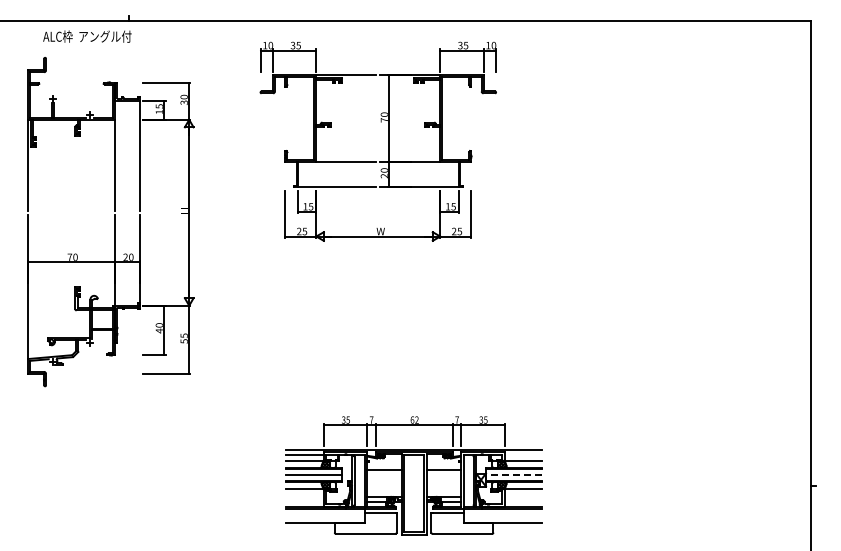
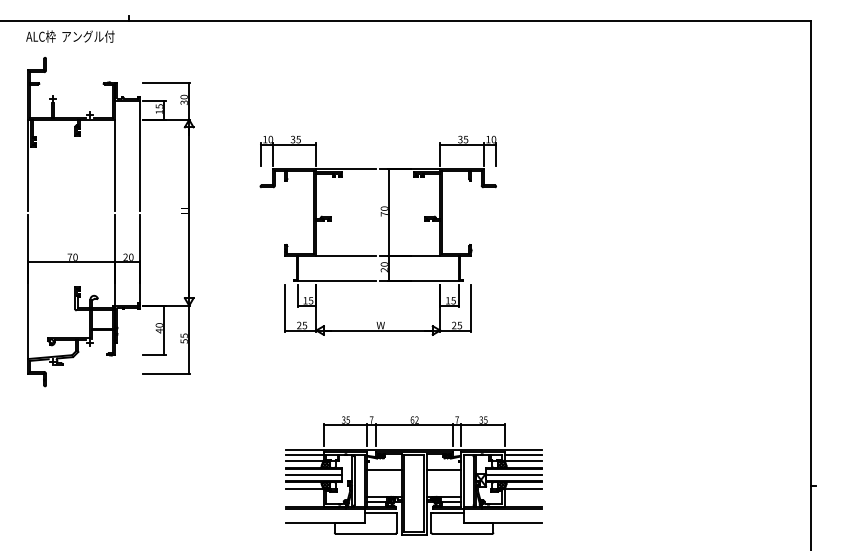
text position: (87, 36) -> (70, 36) (70, 36)
part position: (388, 141) -> (388, 235) (388, 235)
line: none -> present (522, 455)
line: dashed -> solid (513, 475)
